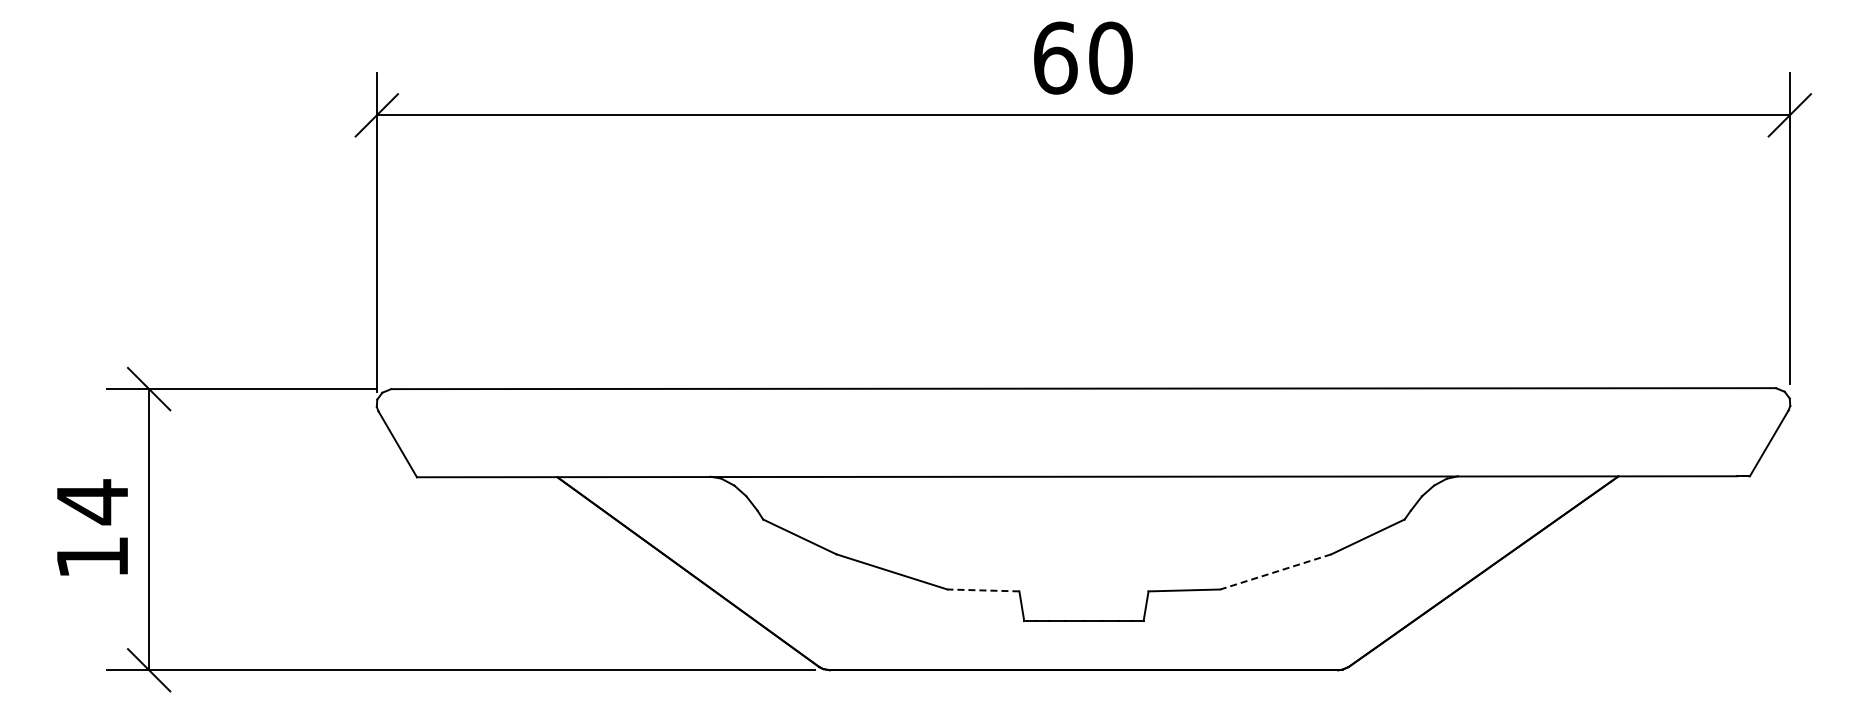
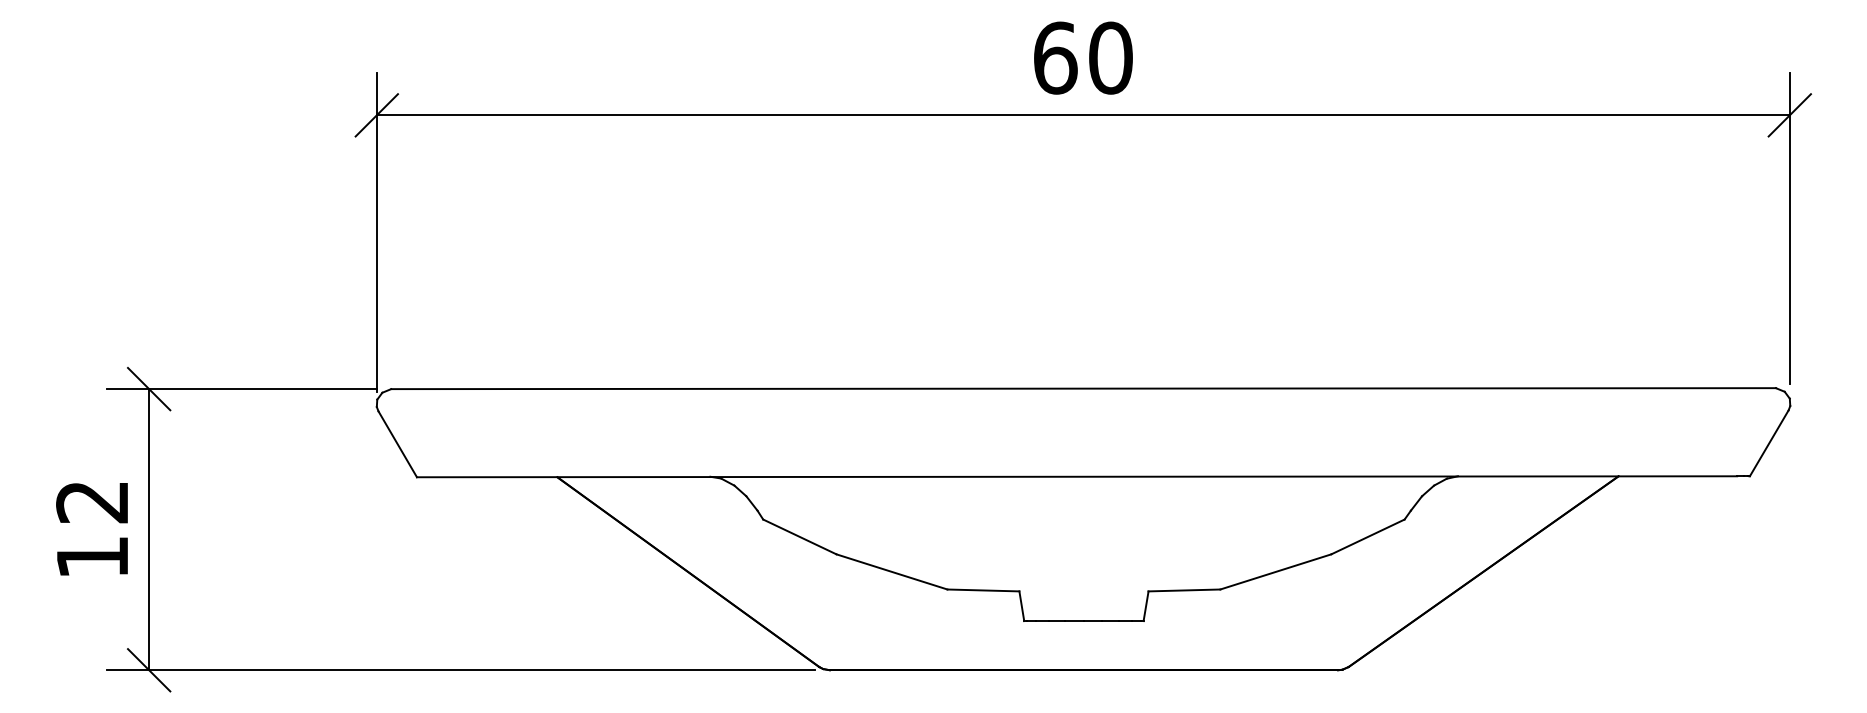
text: 14 -> 12 (91, 502)
line: dashed -> solid (1275, 572)
line: dashed -> solid (983, 590)
